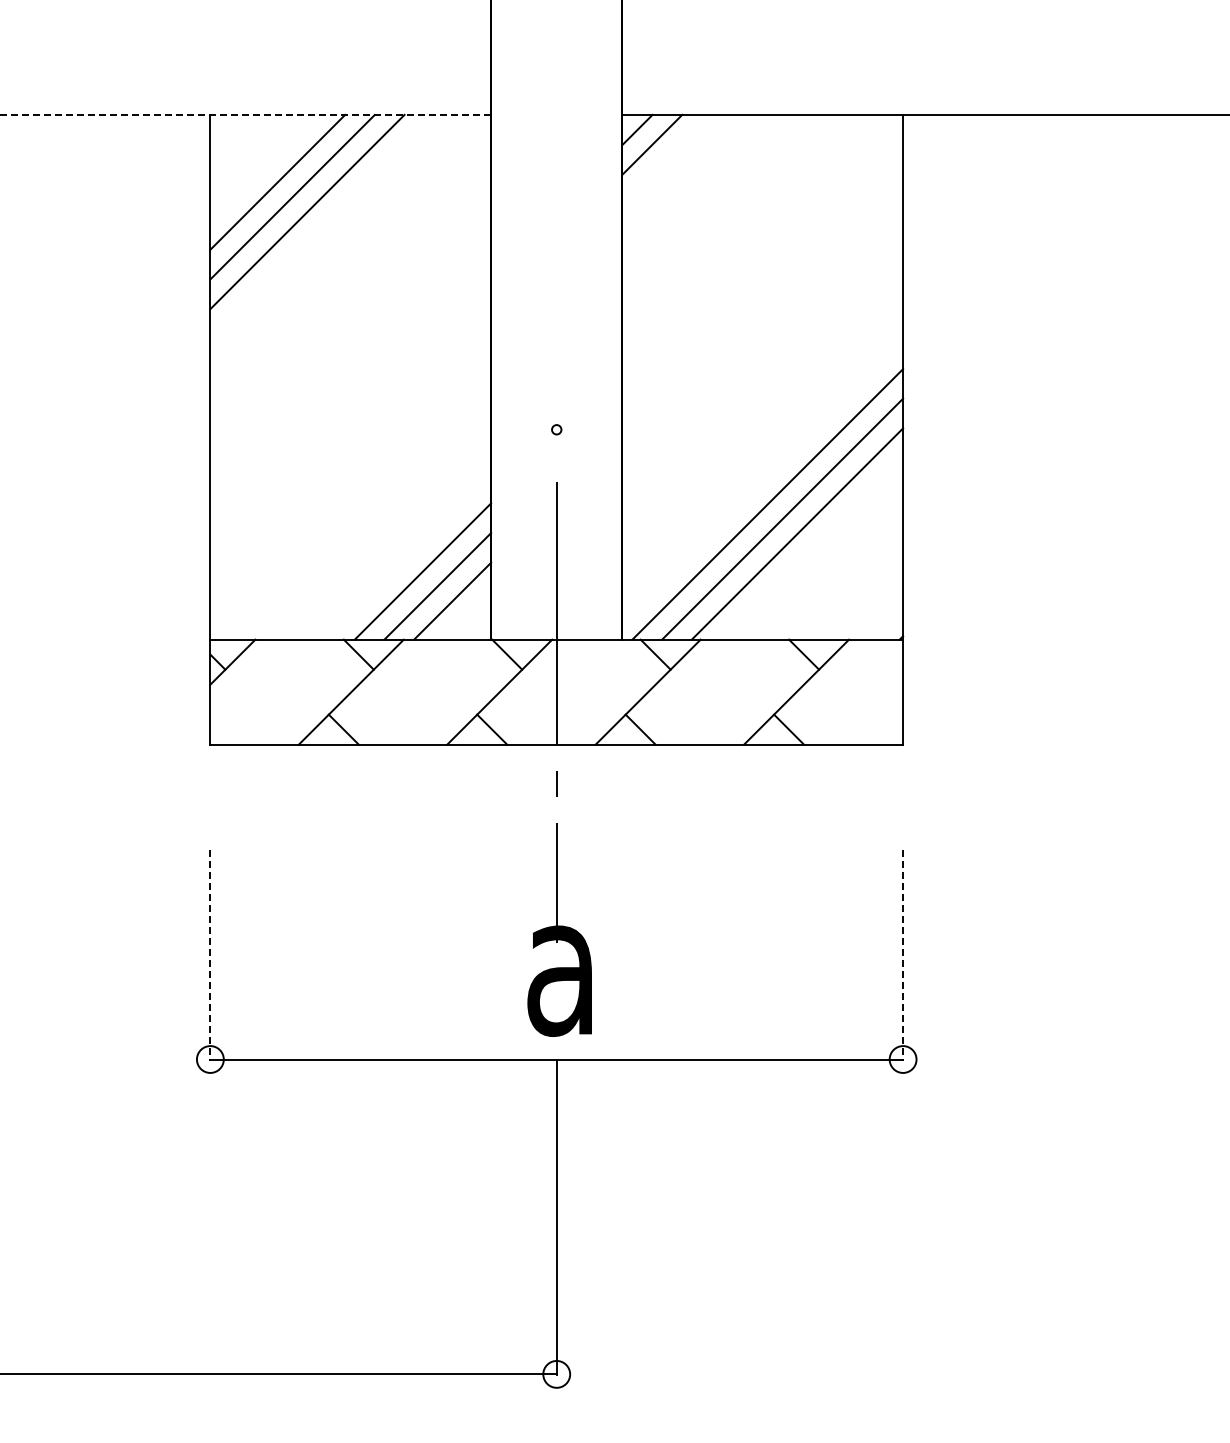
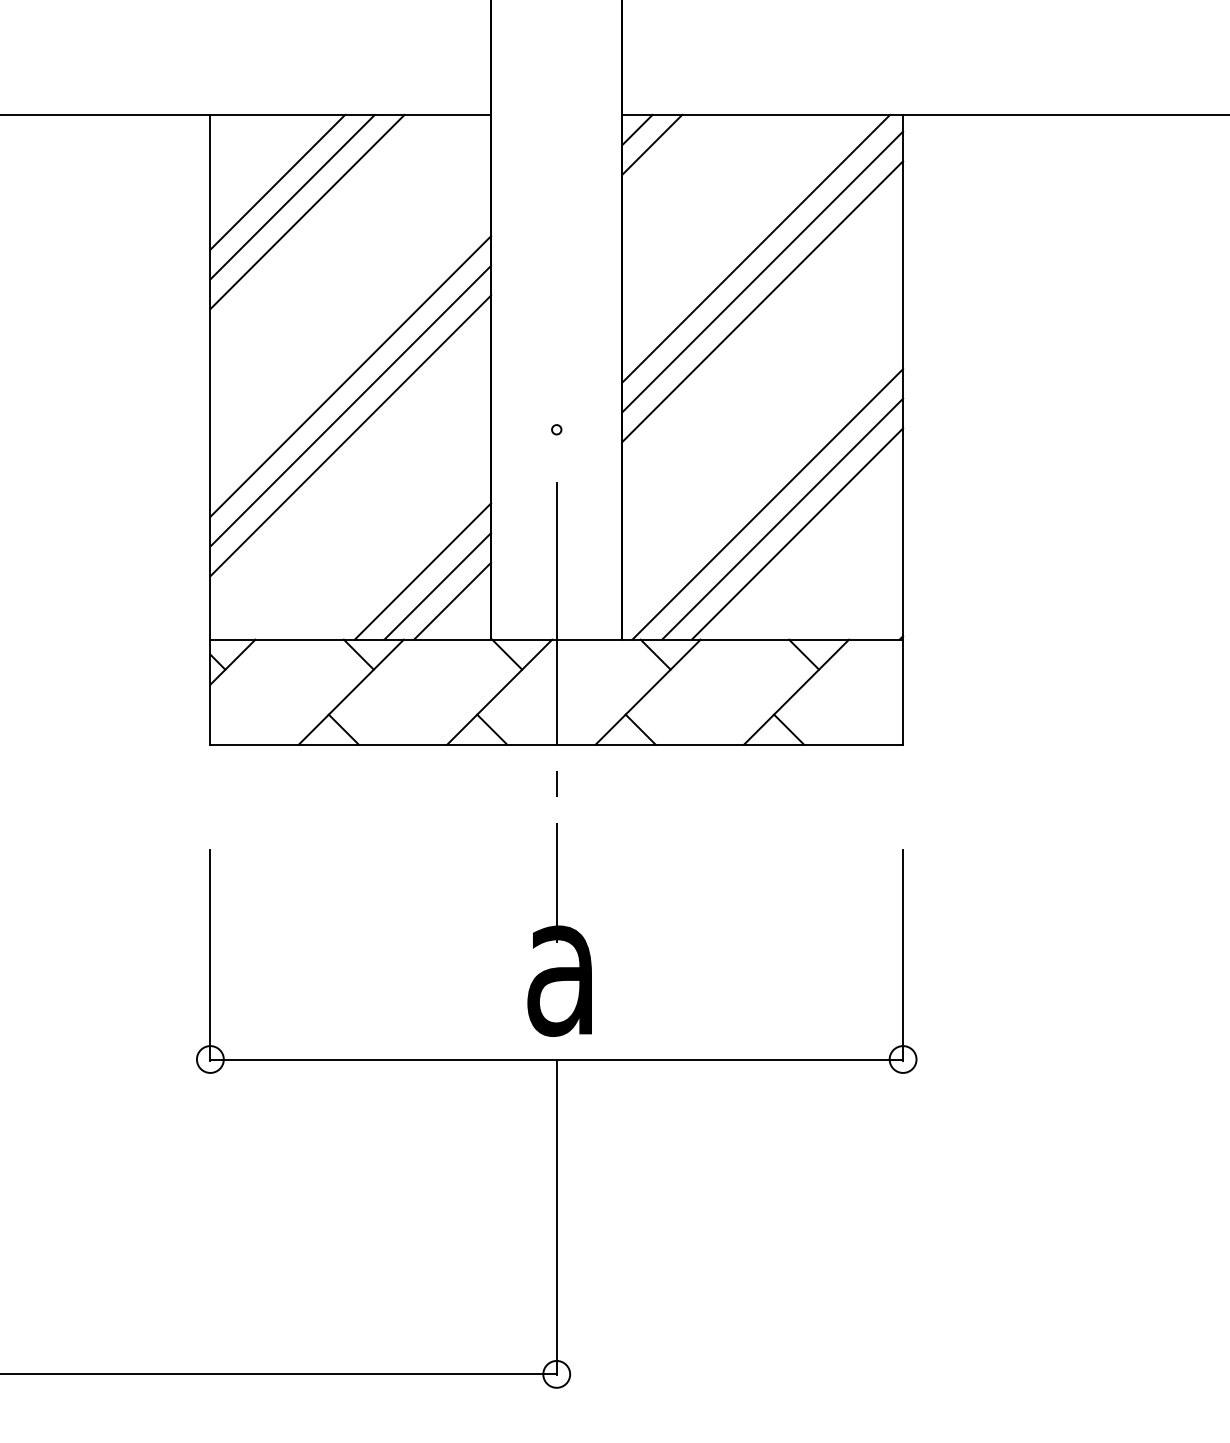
line: dashed -> solid (245, 114)
line: none -> present (756, 248)
line: none -> present (762, 271)
line: none -> present (762, 301)
line: none -> present (350, 376)
line: none -> present (350, 405)
line: none -> present (350, 435)
line: dashed -> solid (210, 955)
line: dashed -> solid (903, 955)
